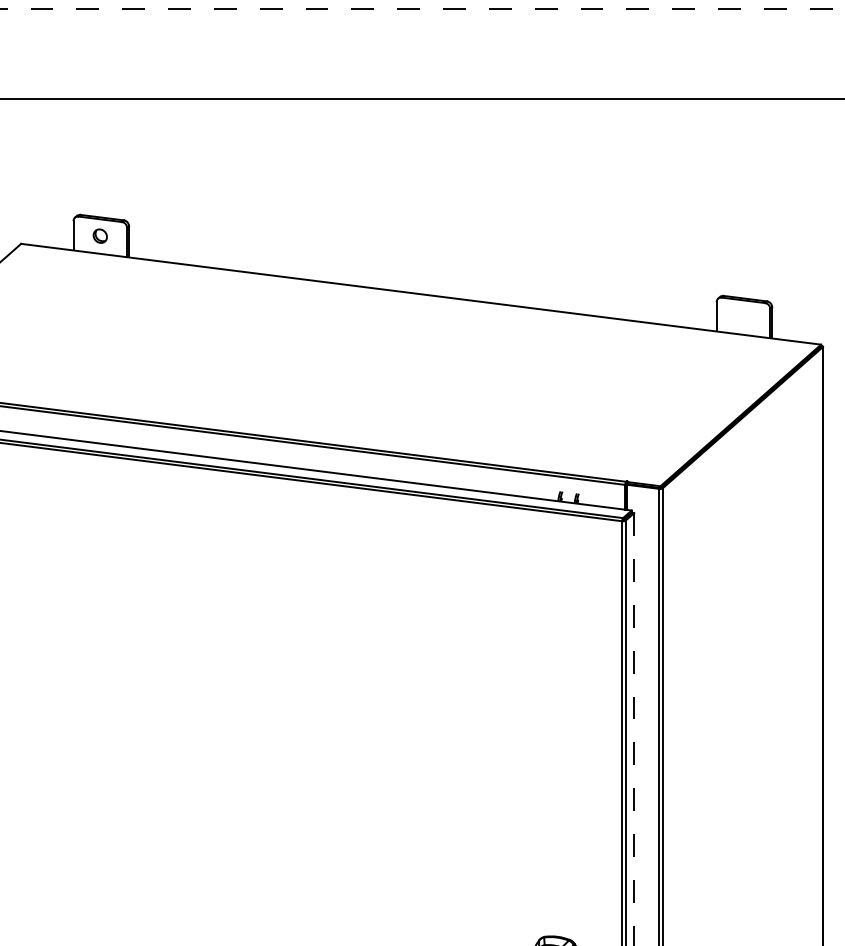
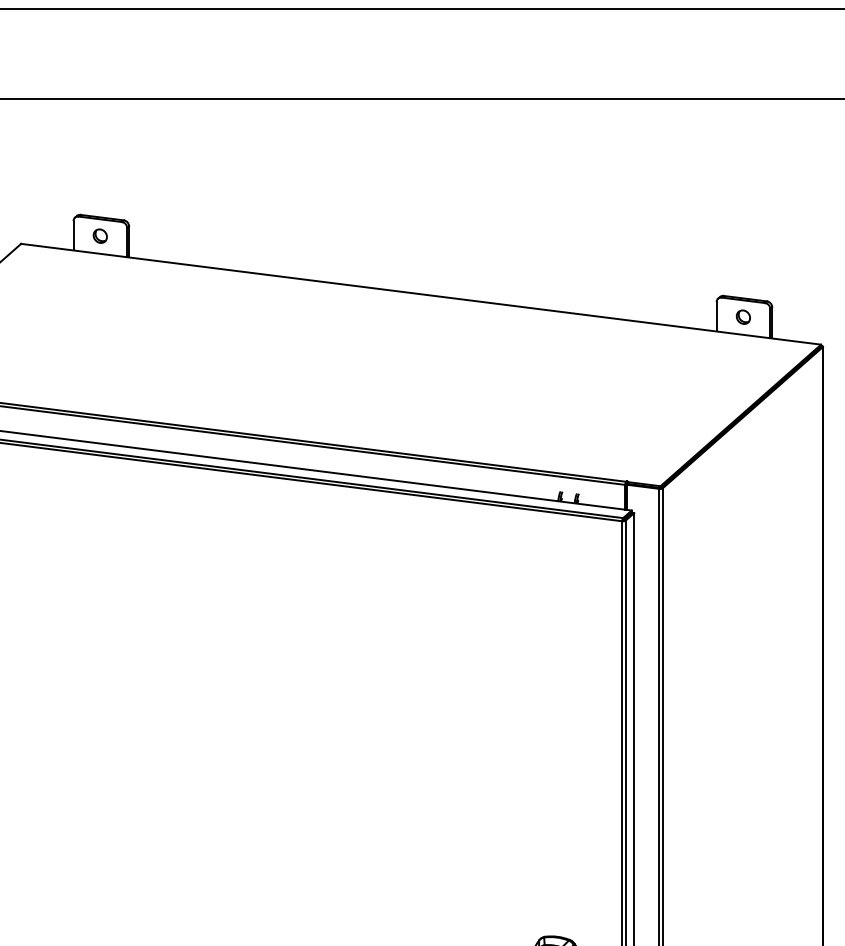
line: dashed -> solid (422, 9)
part: none -> present (742, 316)
line: dashed -> solid (634, 729)
